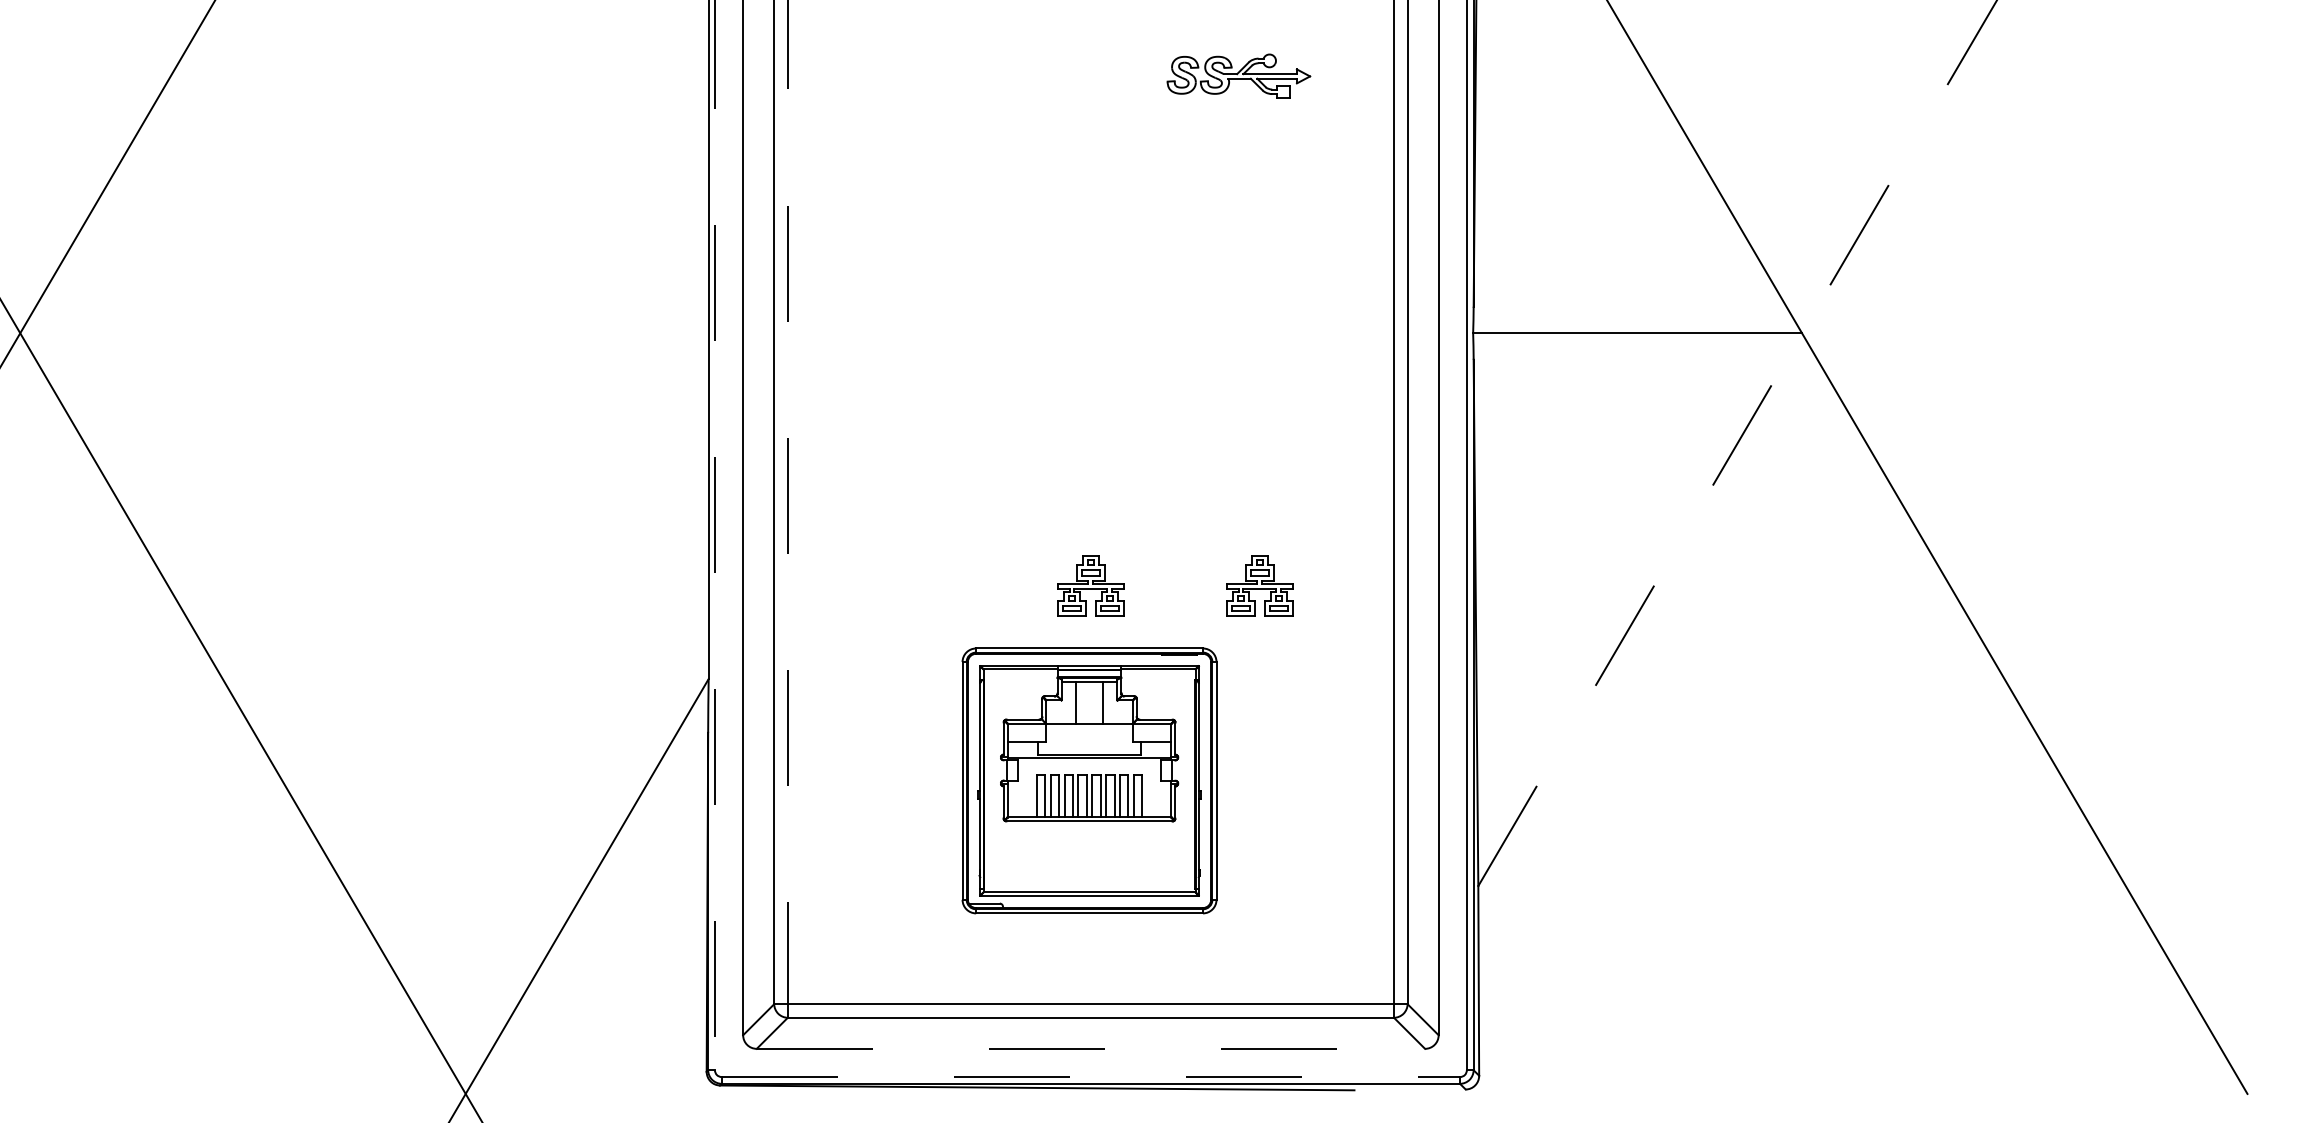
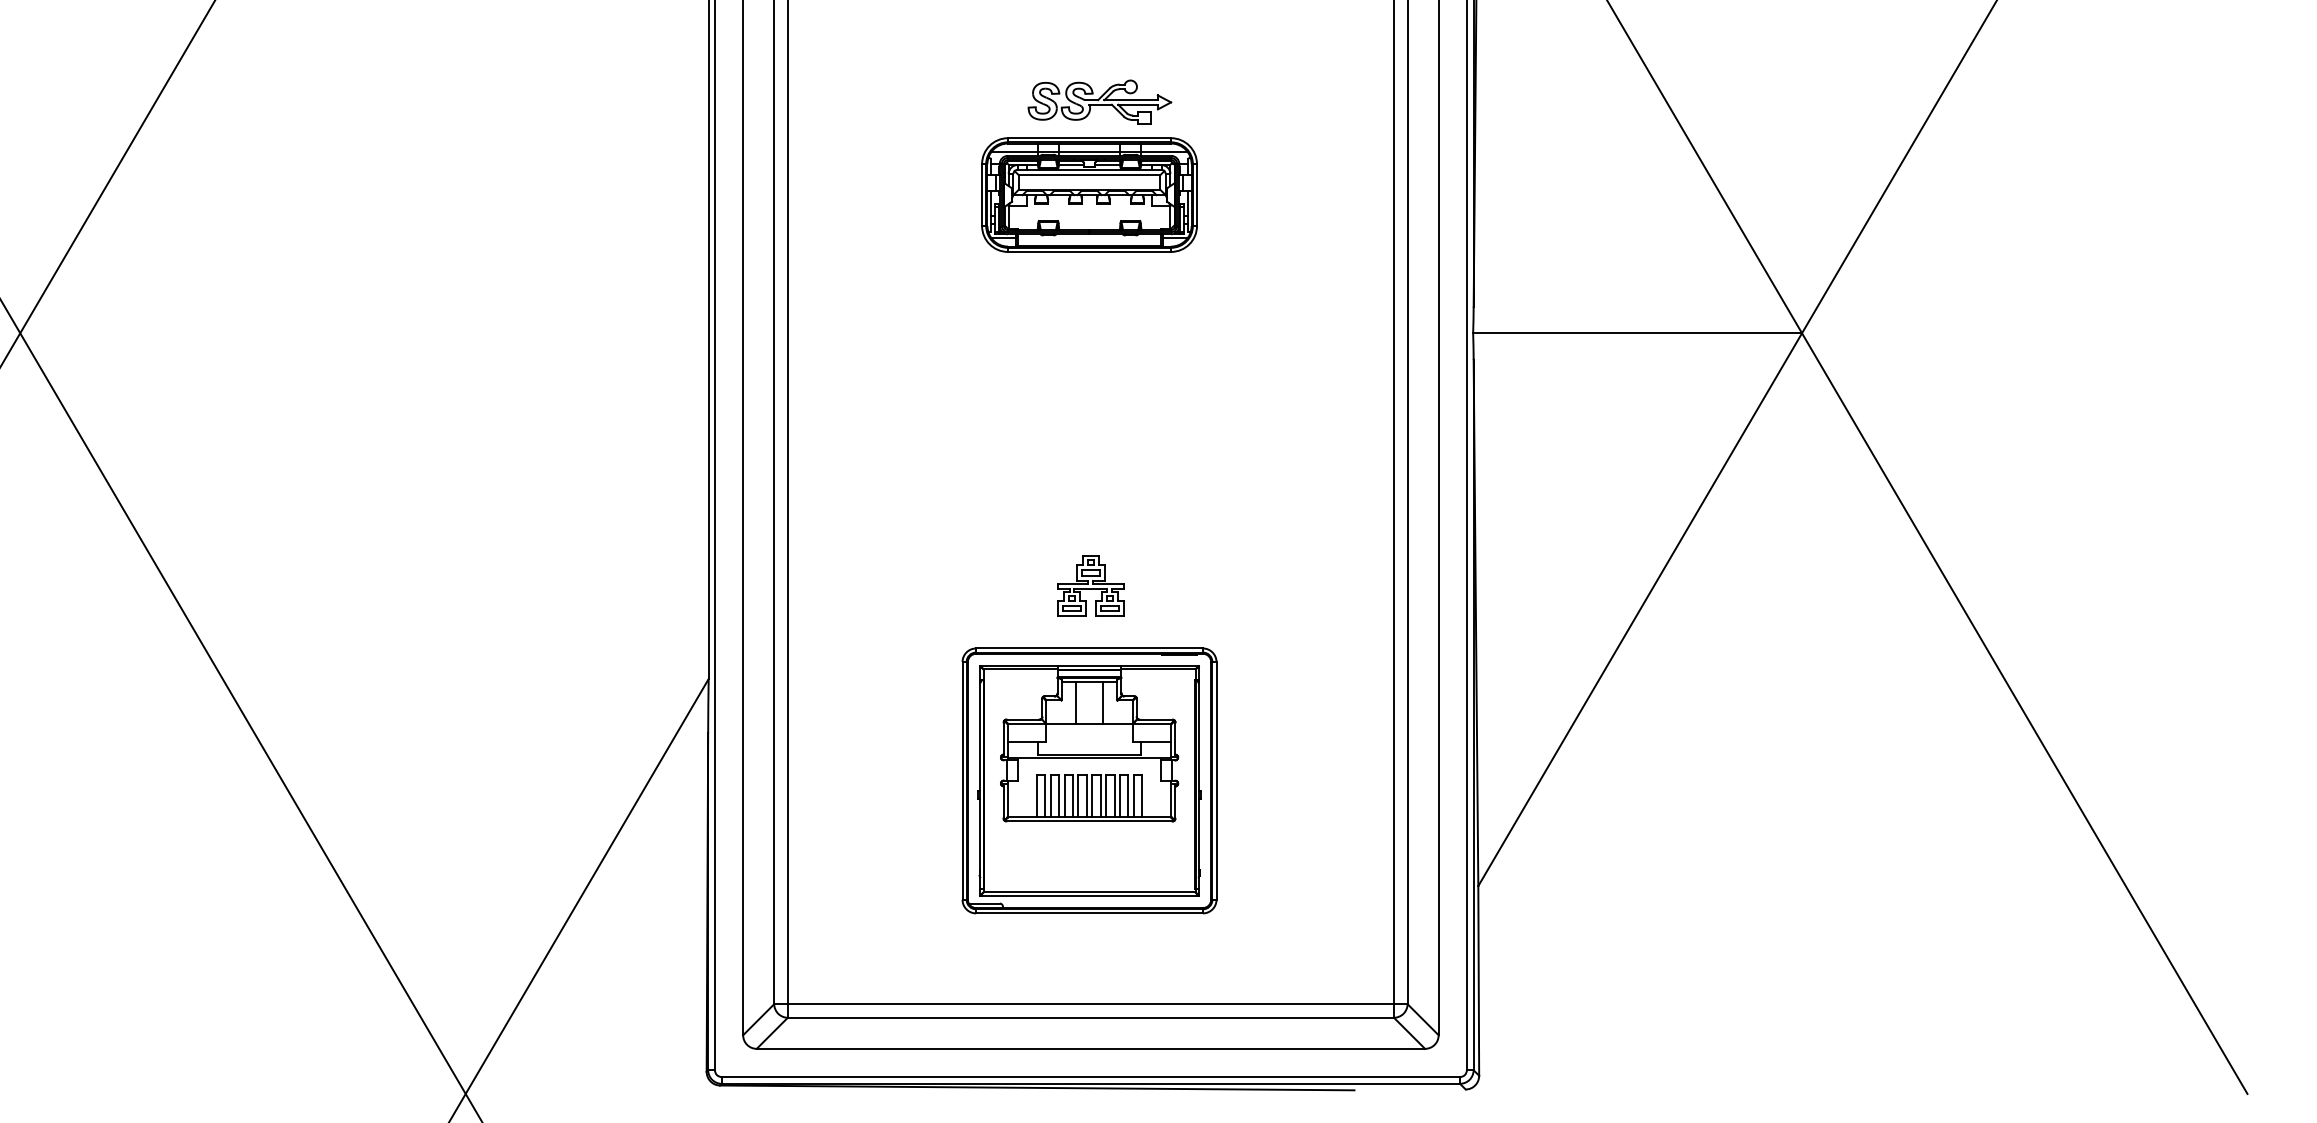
part position: (1238, 75) -> (1099, 101) (1099, 101)
part: none -> present (1089, 194)
line: dashed -> solid (1737, 442)
line: dashed -> solid (787, 509)
line: dashed -> solid (714, 535)
part: present -> none (1259, 585)
line: dashed -> solid (1091, 1048)
line: dashed -> solid (1091, 1077)
